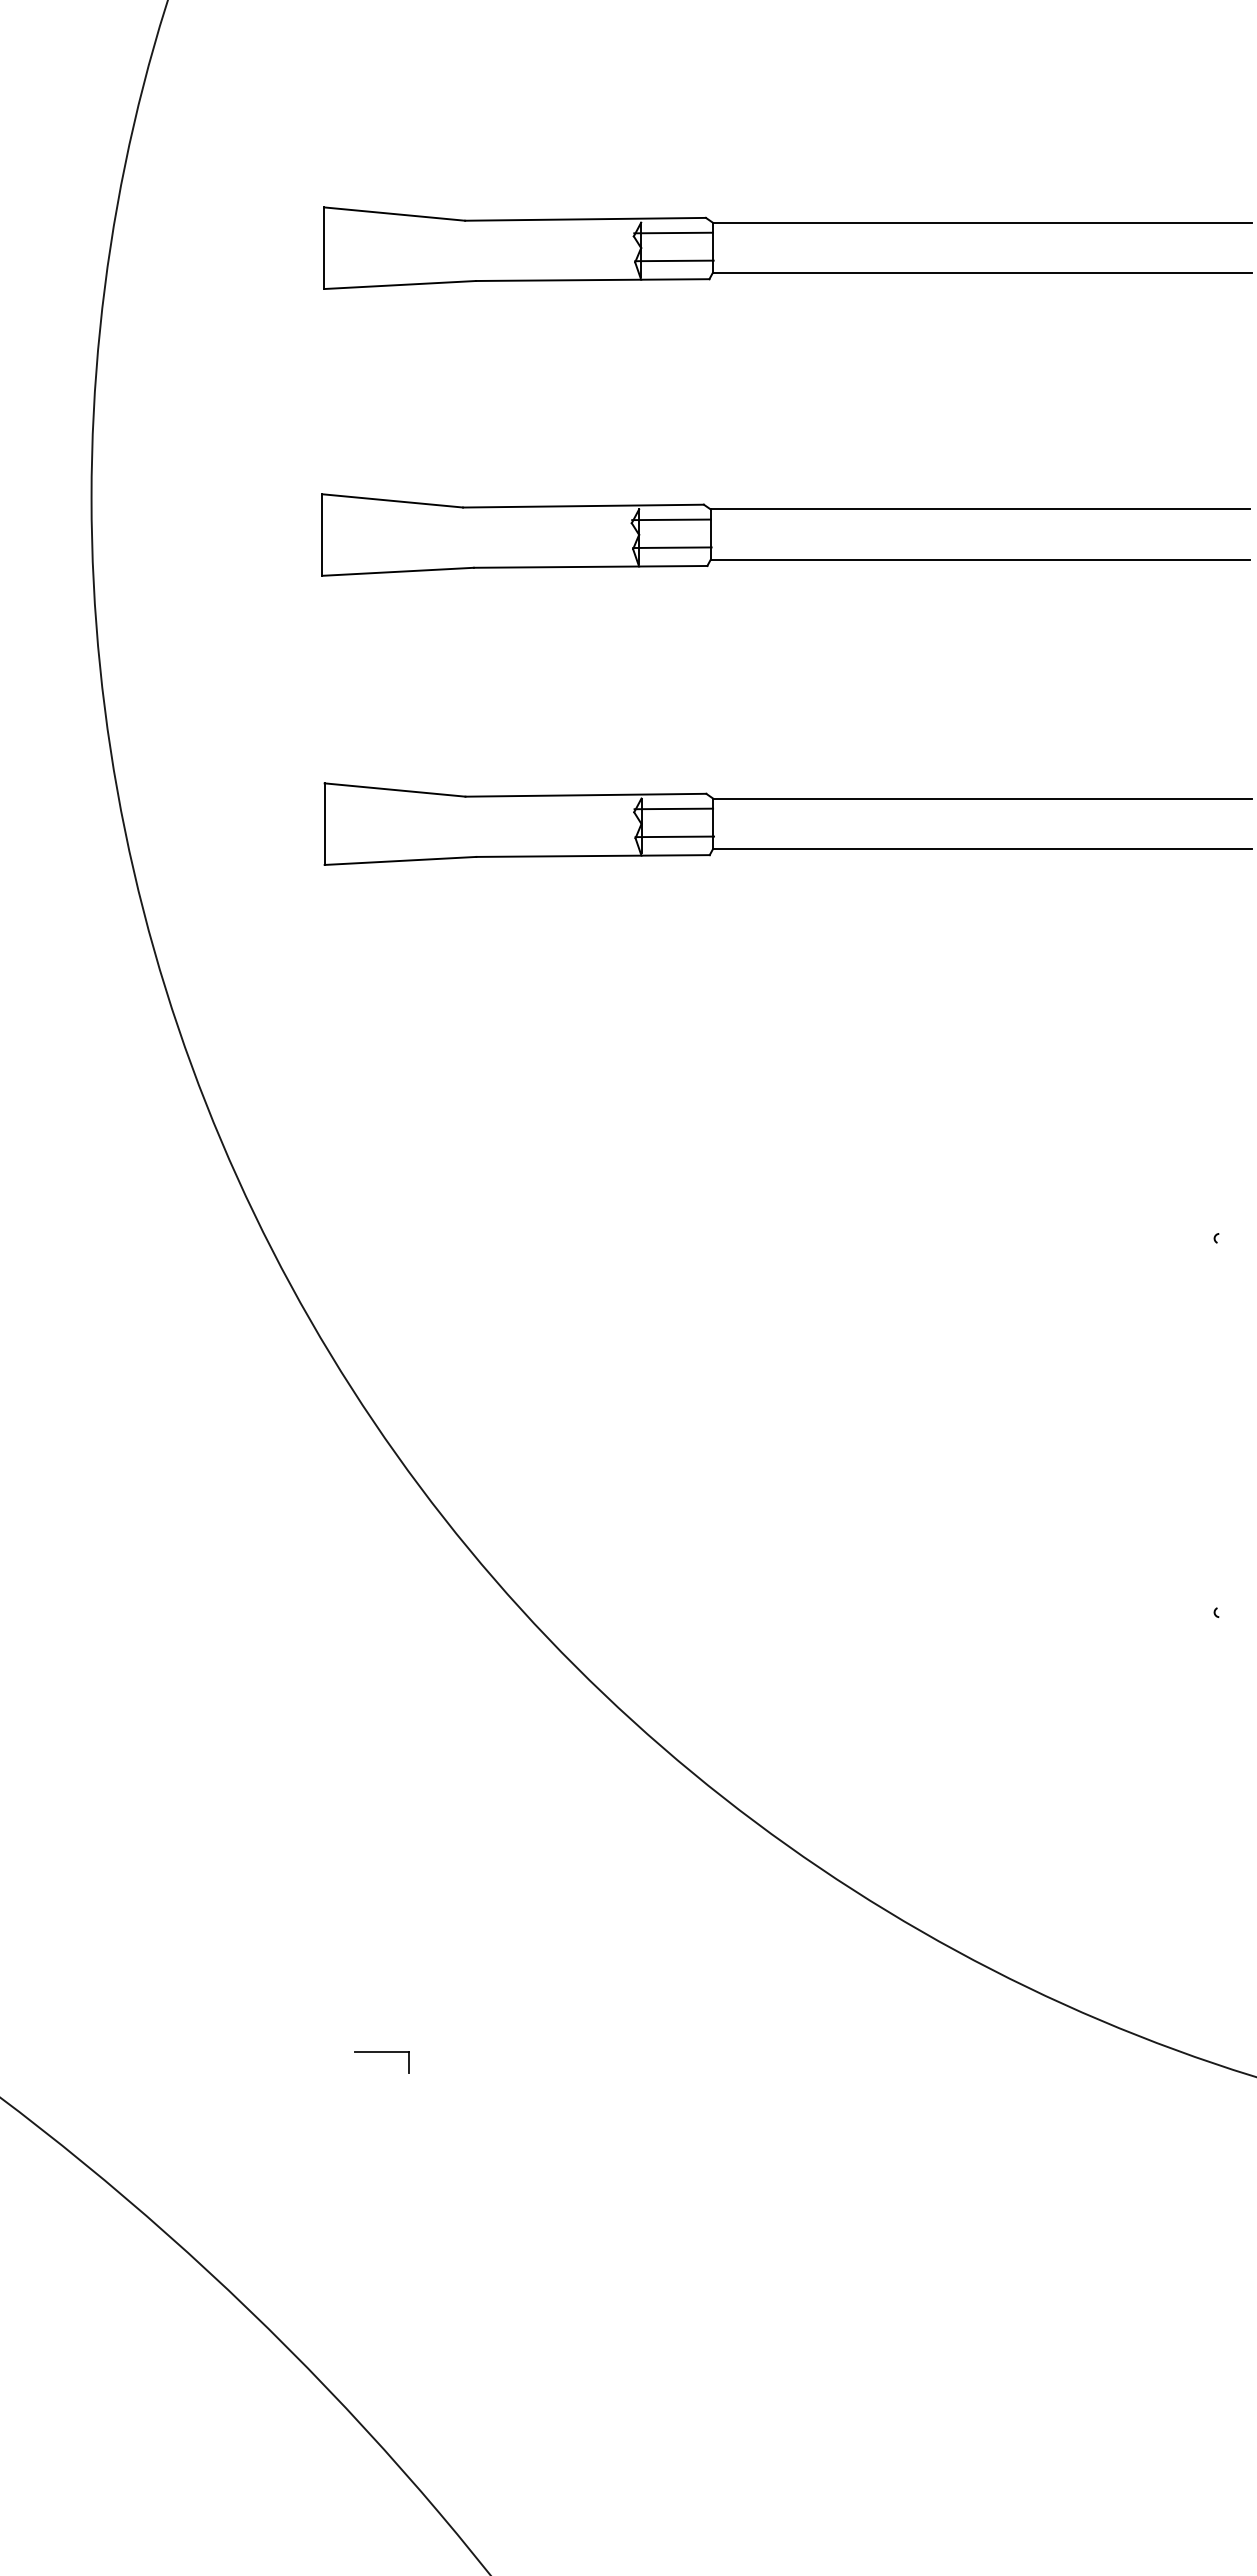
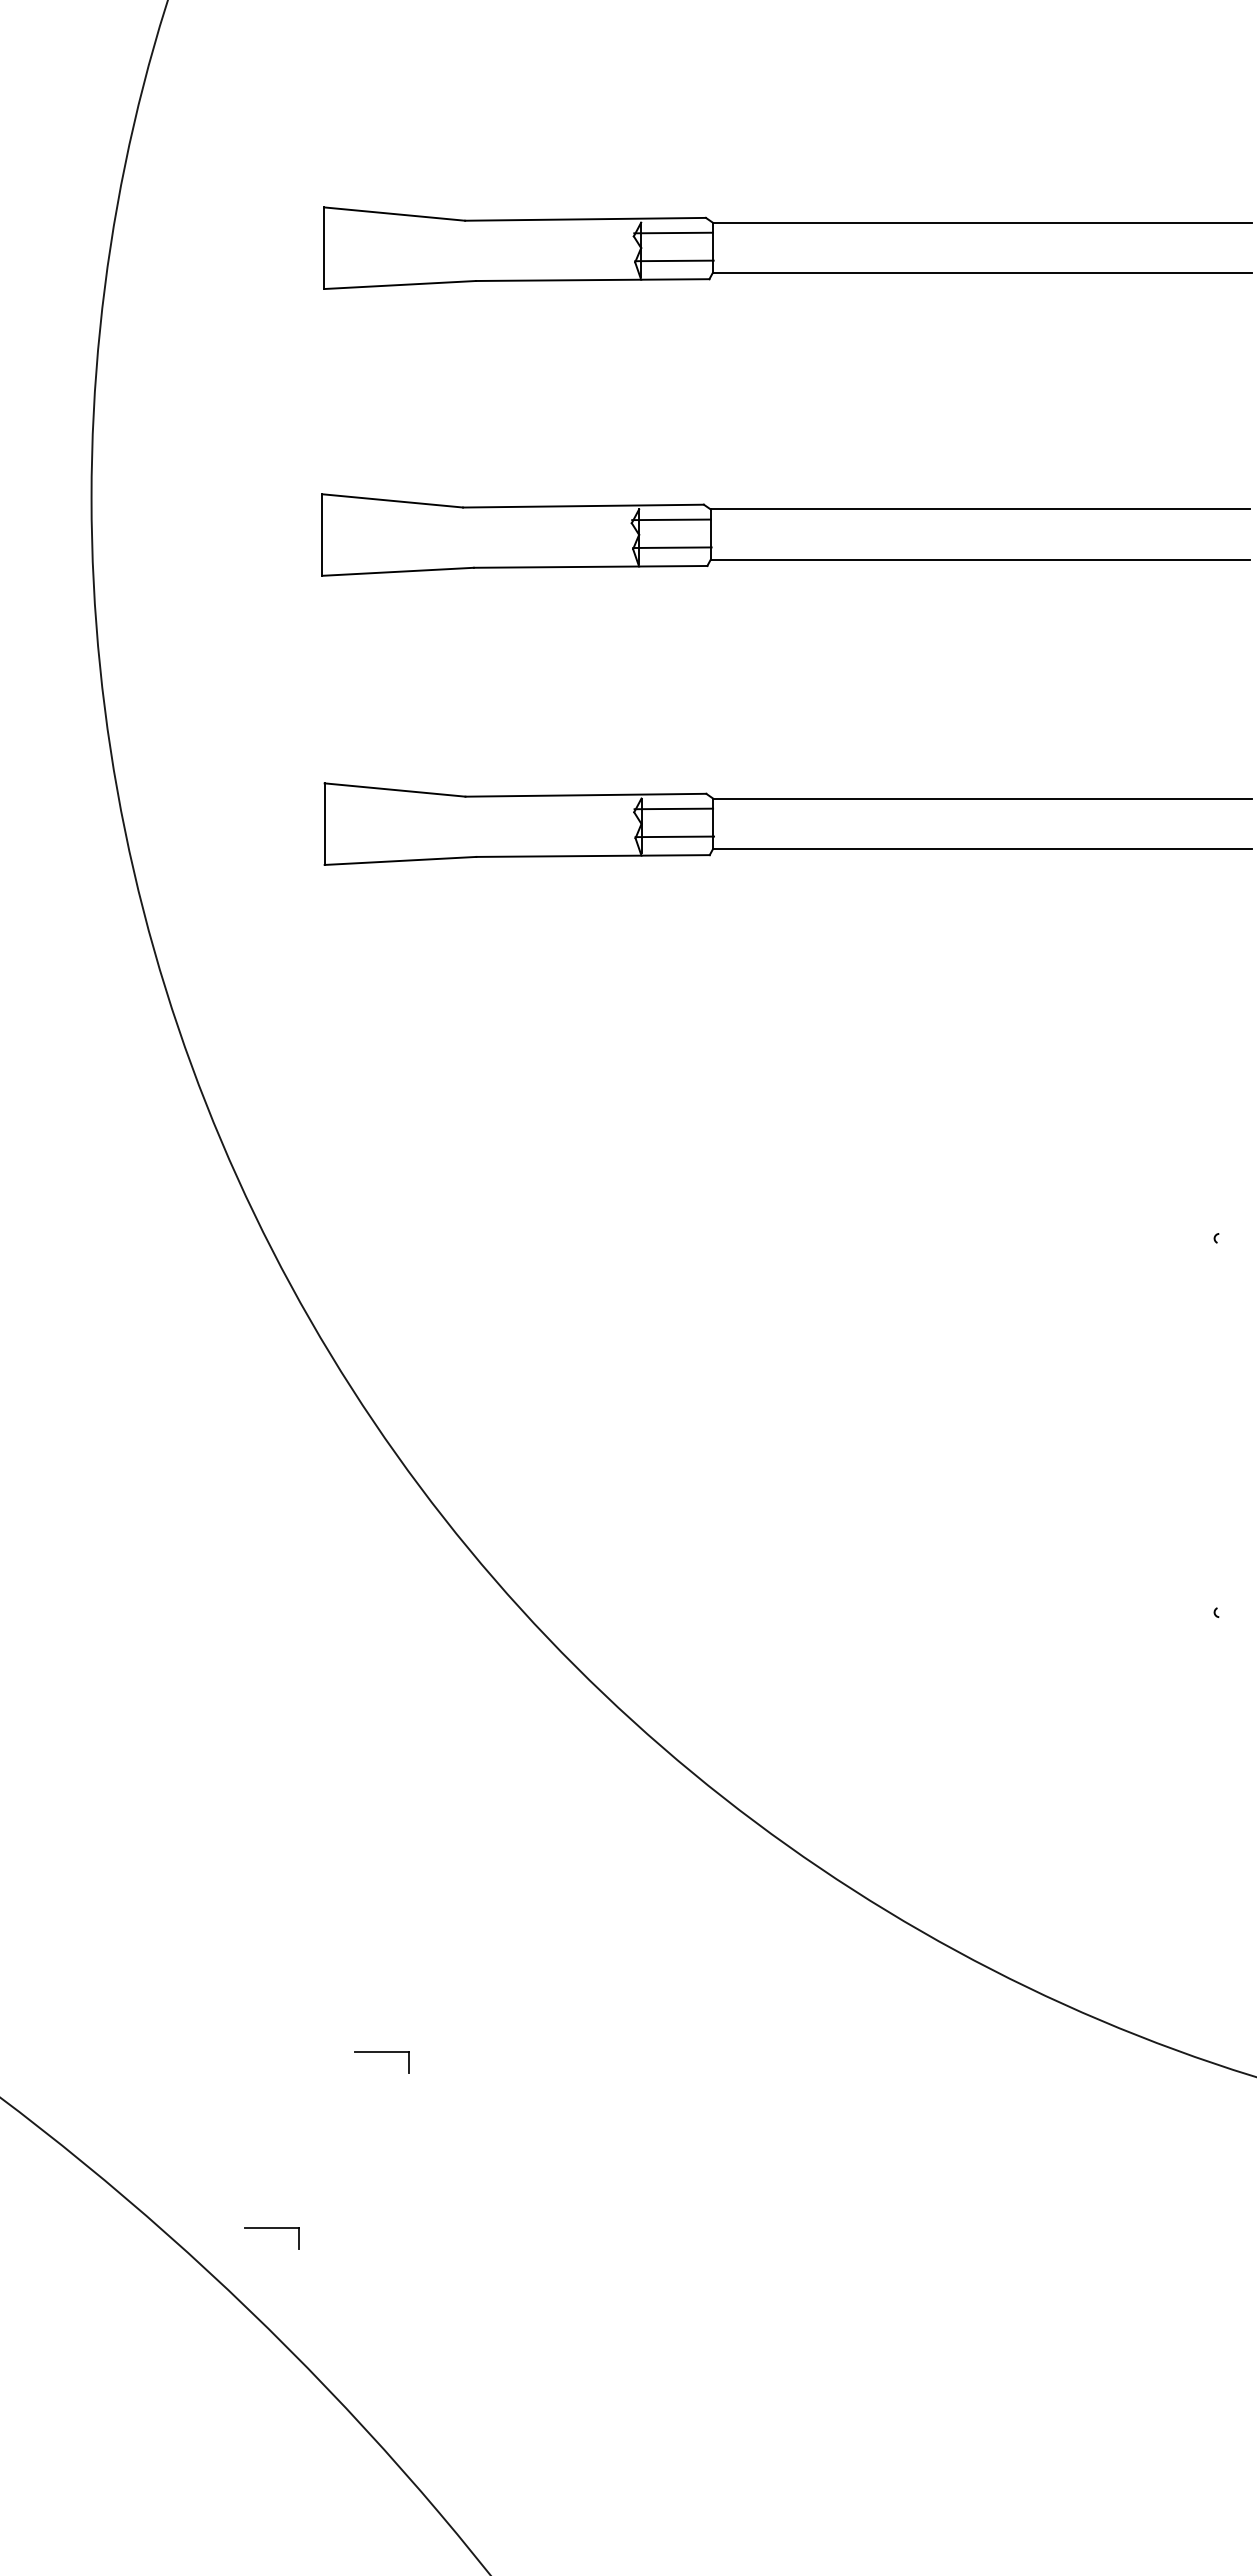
part: none -> present (271, 2228)
